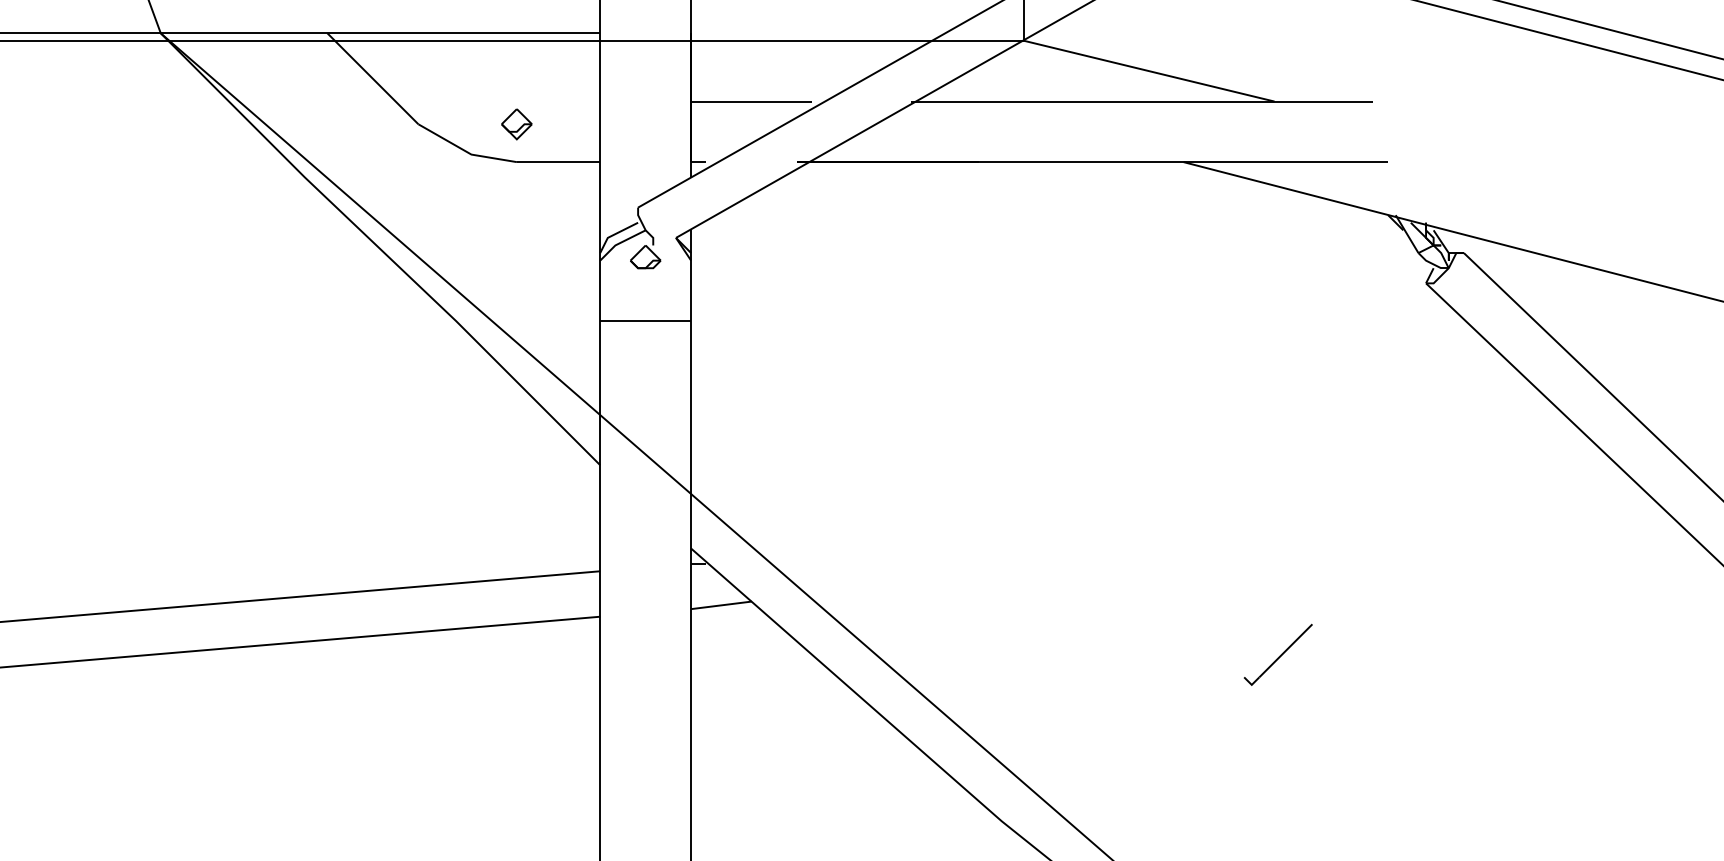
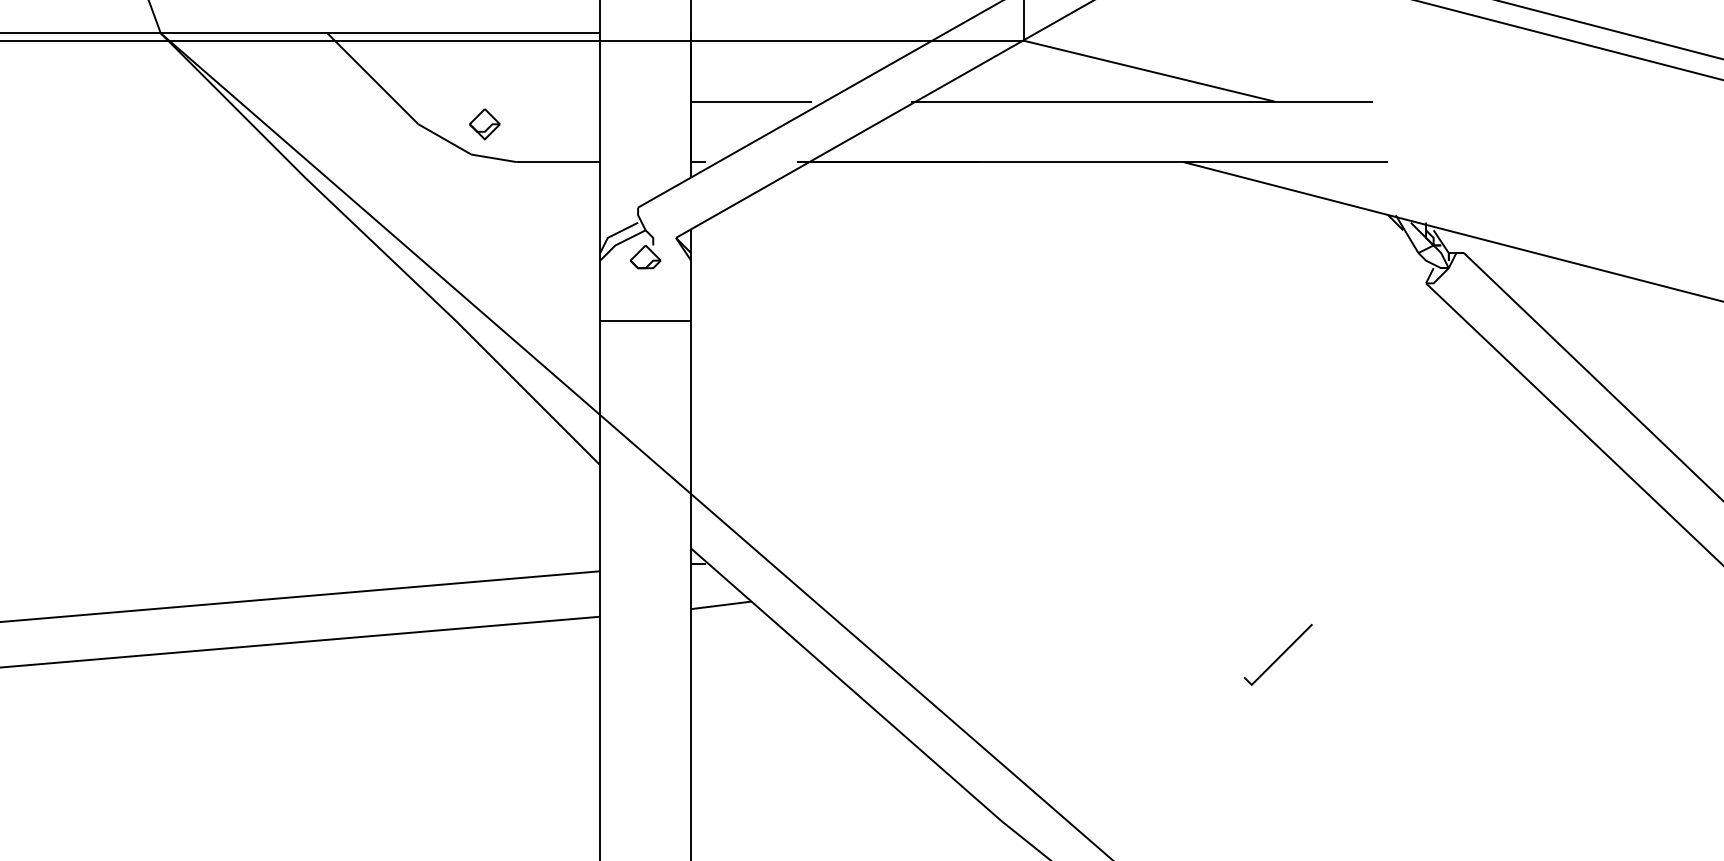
part position: (516, 124) -> (484, 124) (484, 124)
